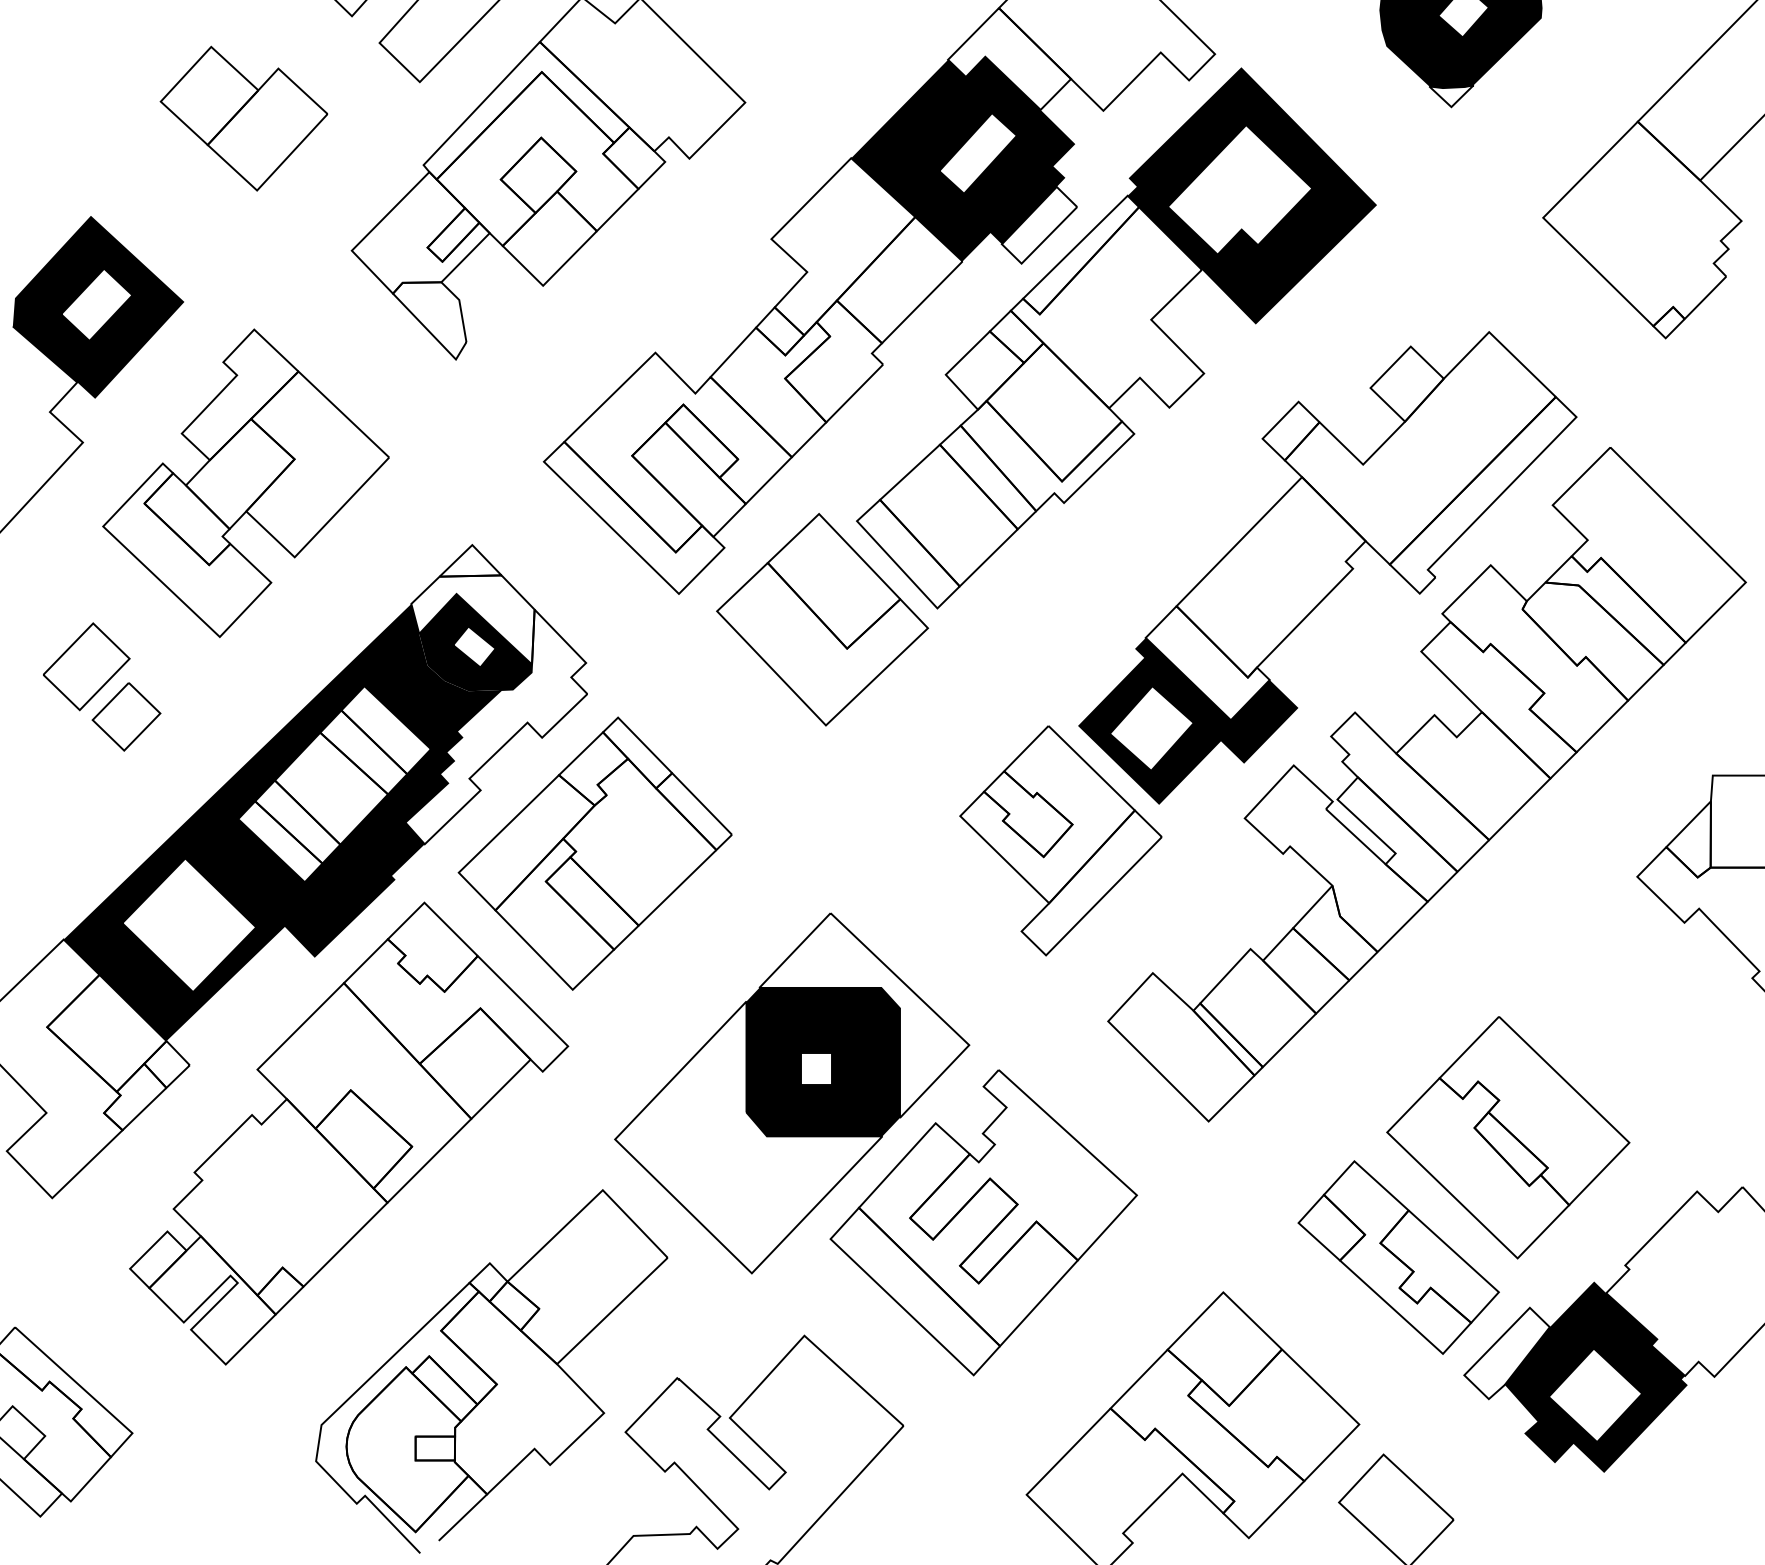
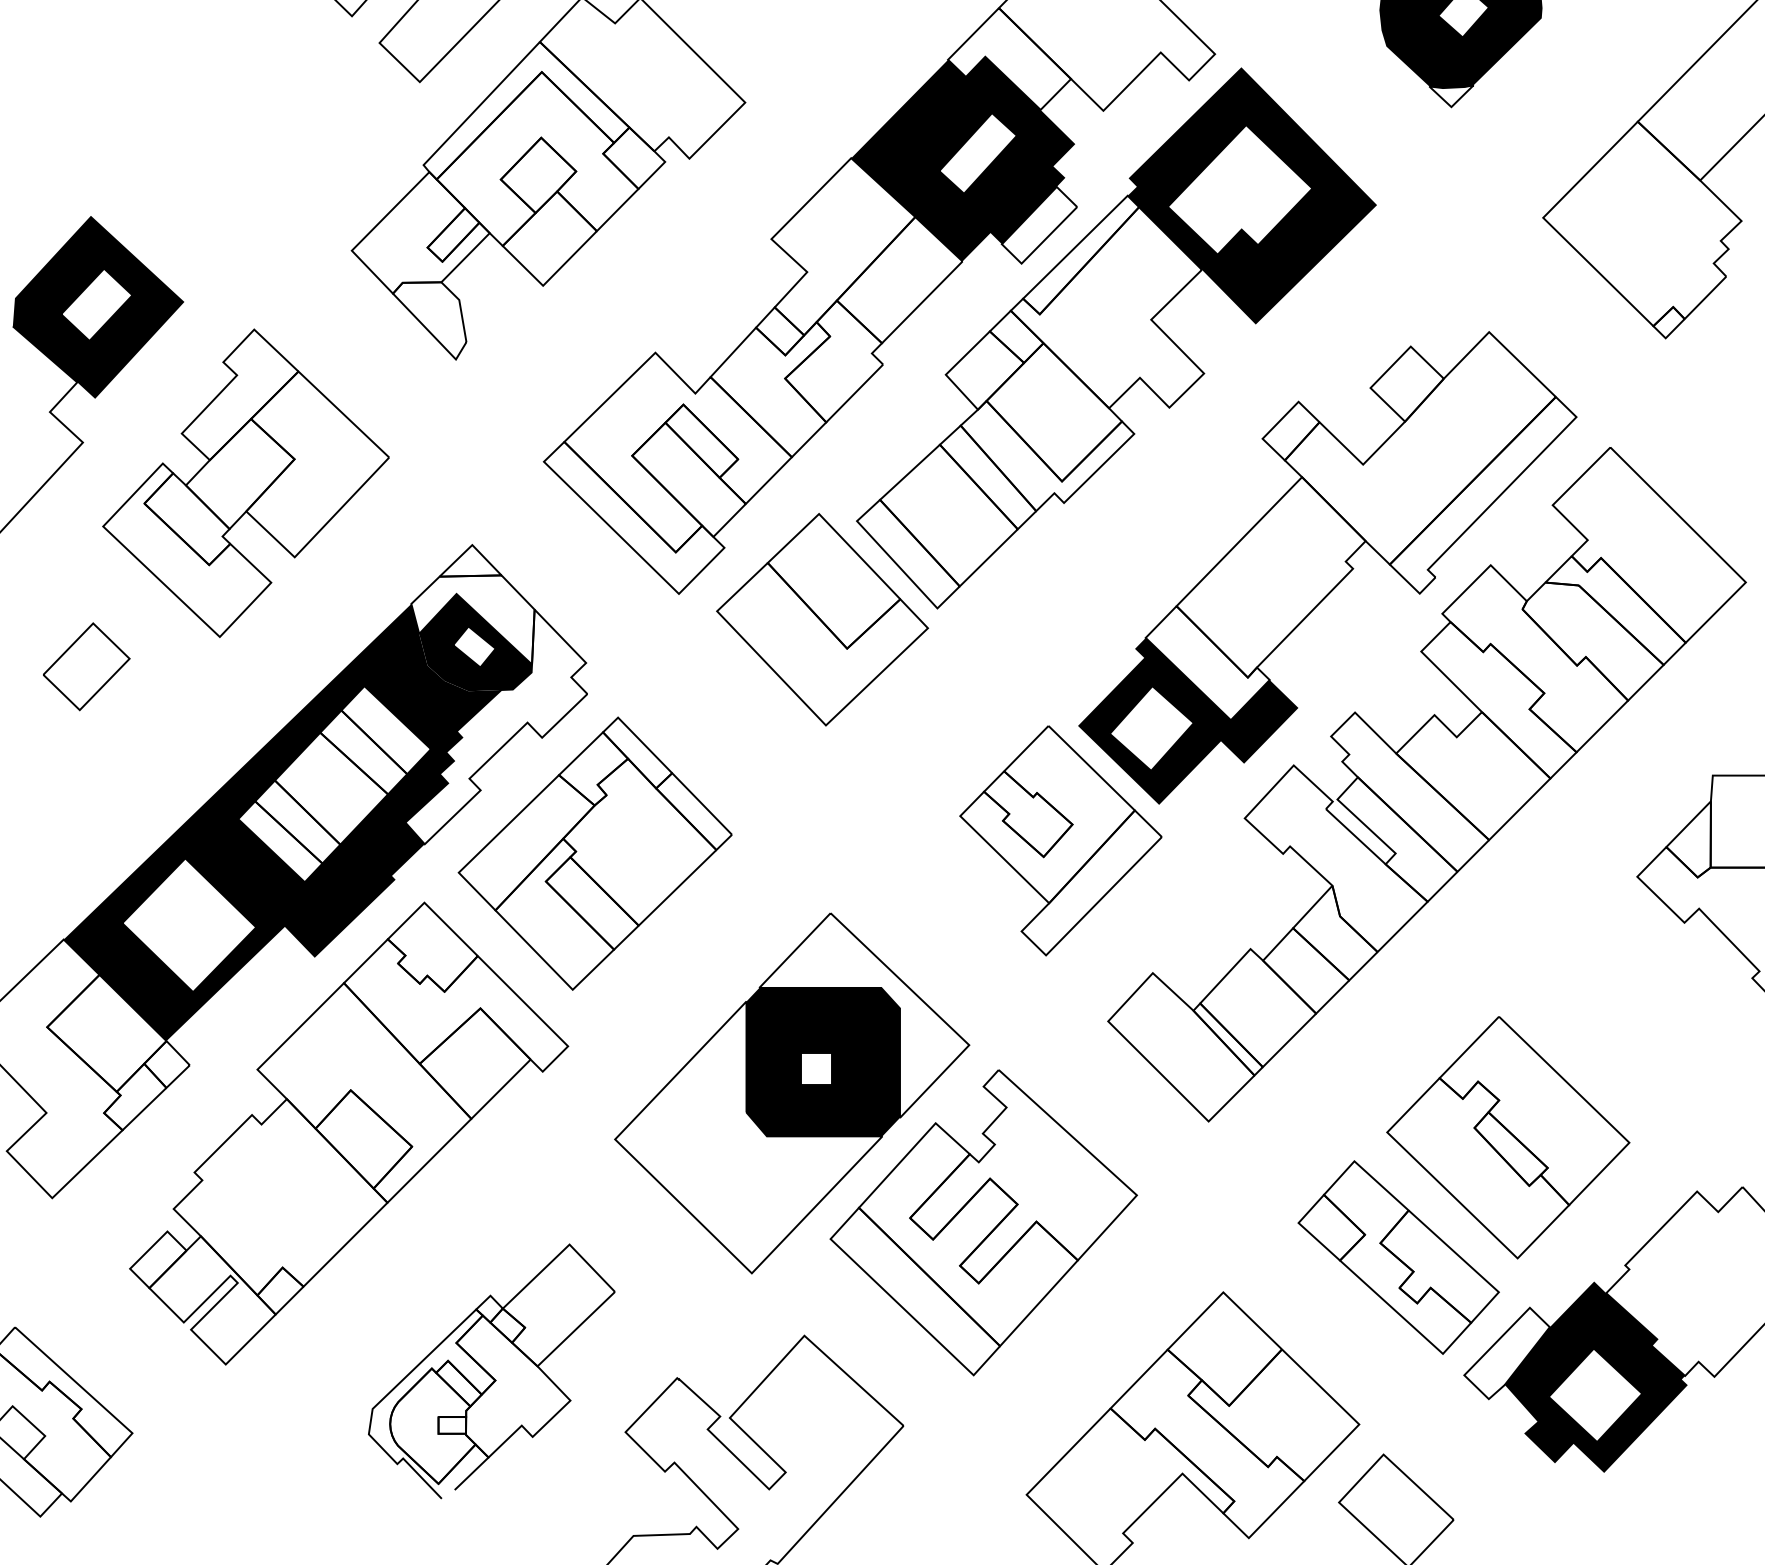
part: present -> none (243, 118)
part: present -> none (126, 716)
part size: 354x365 px -> 248x257 px (491, 1371)
